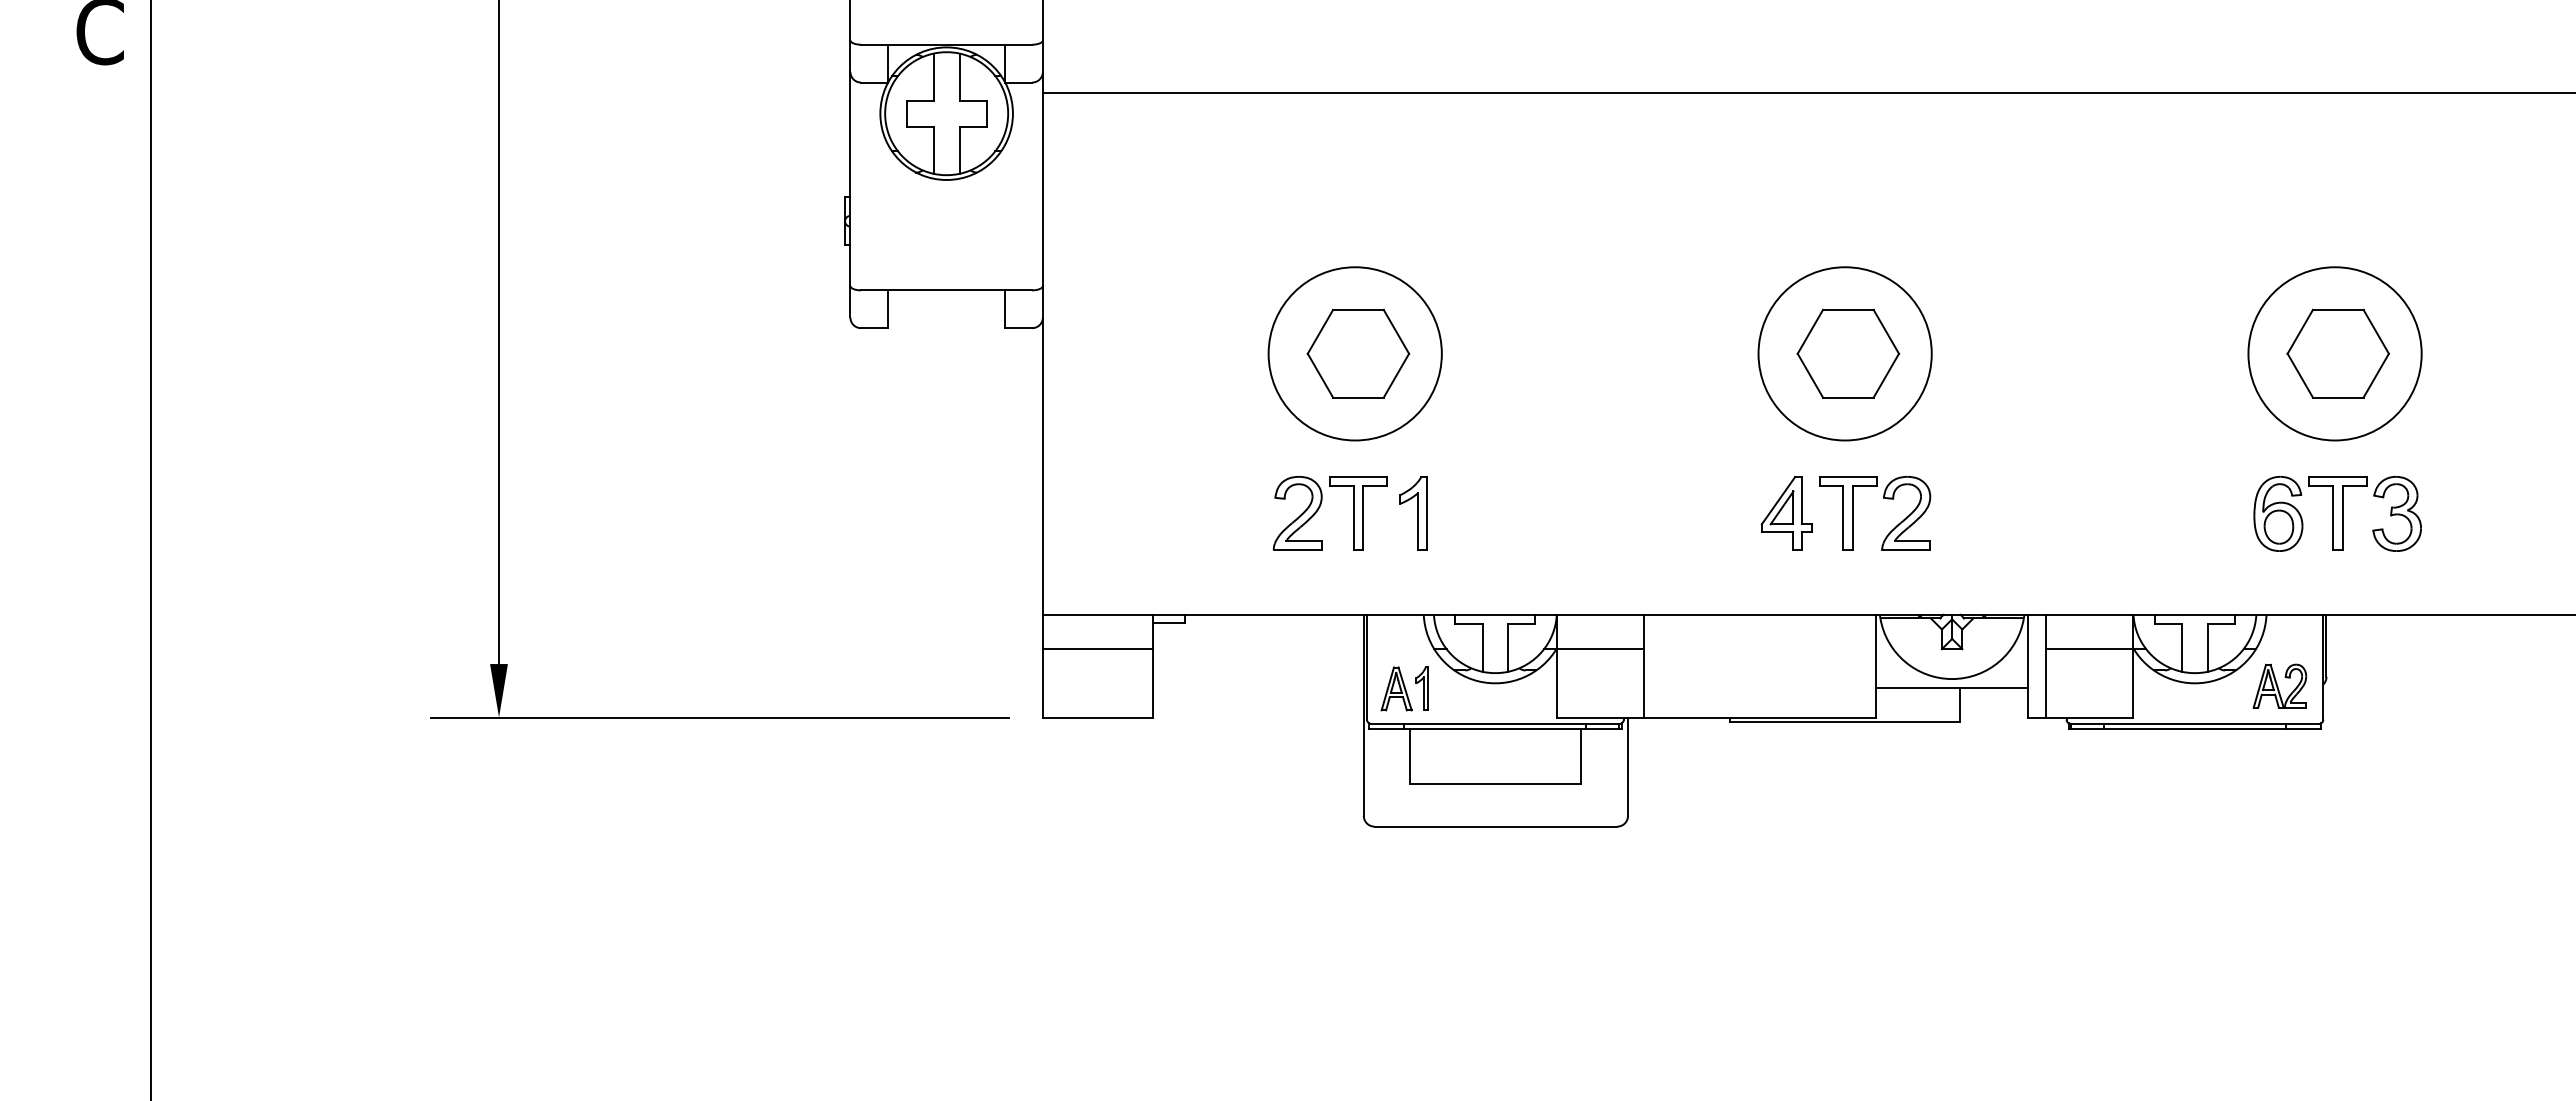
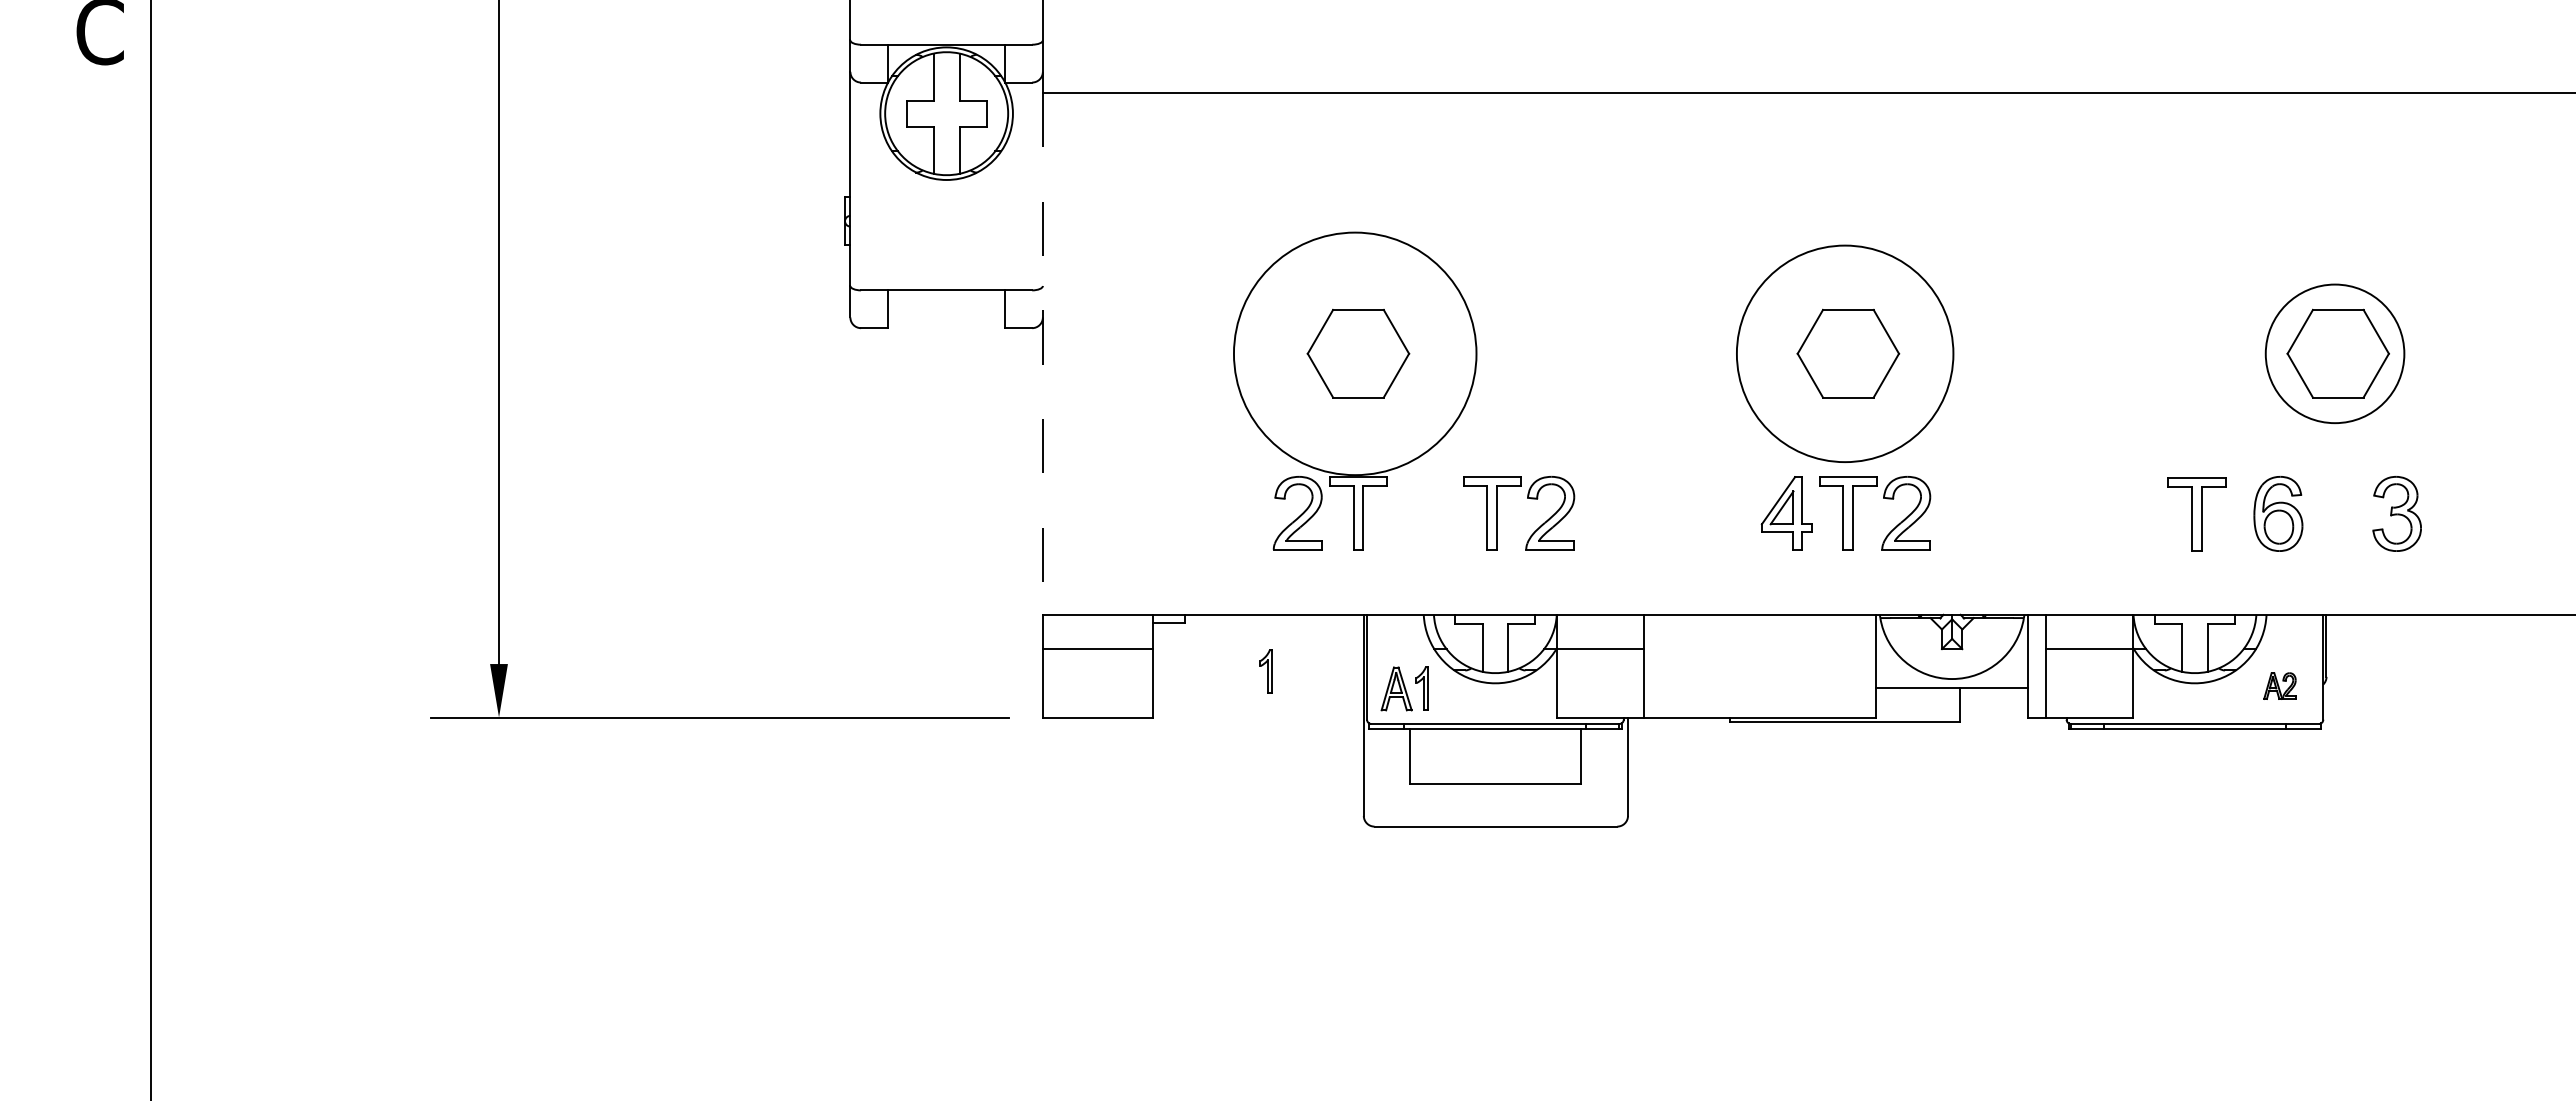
circle diameter: 173 px -> 243 px (1354, 353)
circle diameter: 173 px -> 217 px (1844, 353)
circle diameter: 173 px -> 139 px (2334, 353)
line: solid -> dashed (1042, 354)
part: none -> present (1527, 498)
part: present -> none (1413, 513)
part position: (2337, 513) -> (2196, 514) (2196, 514)
part: none -> present (1265, 671)
part size: 56x46 px -> 34x28 px (2279, 685)
